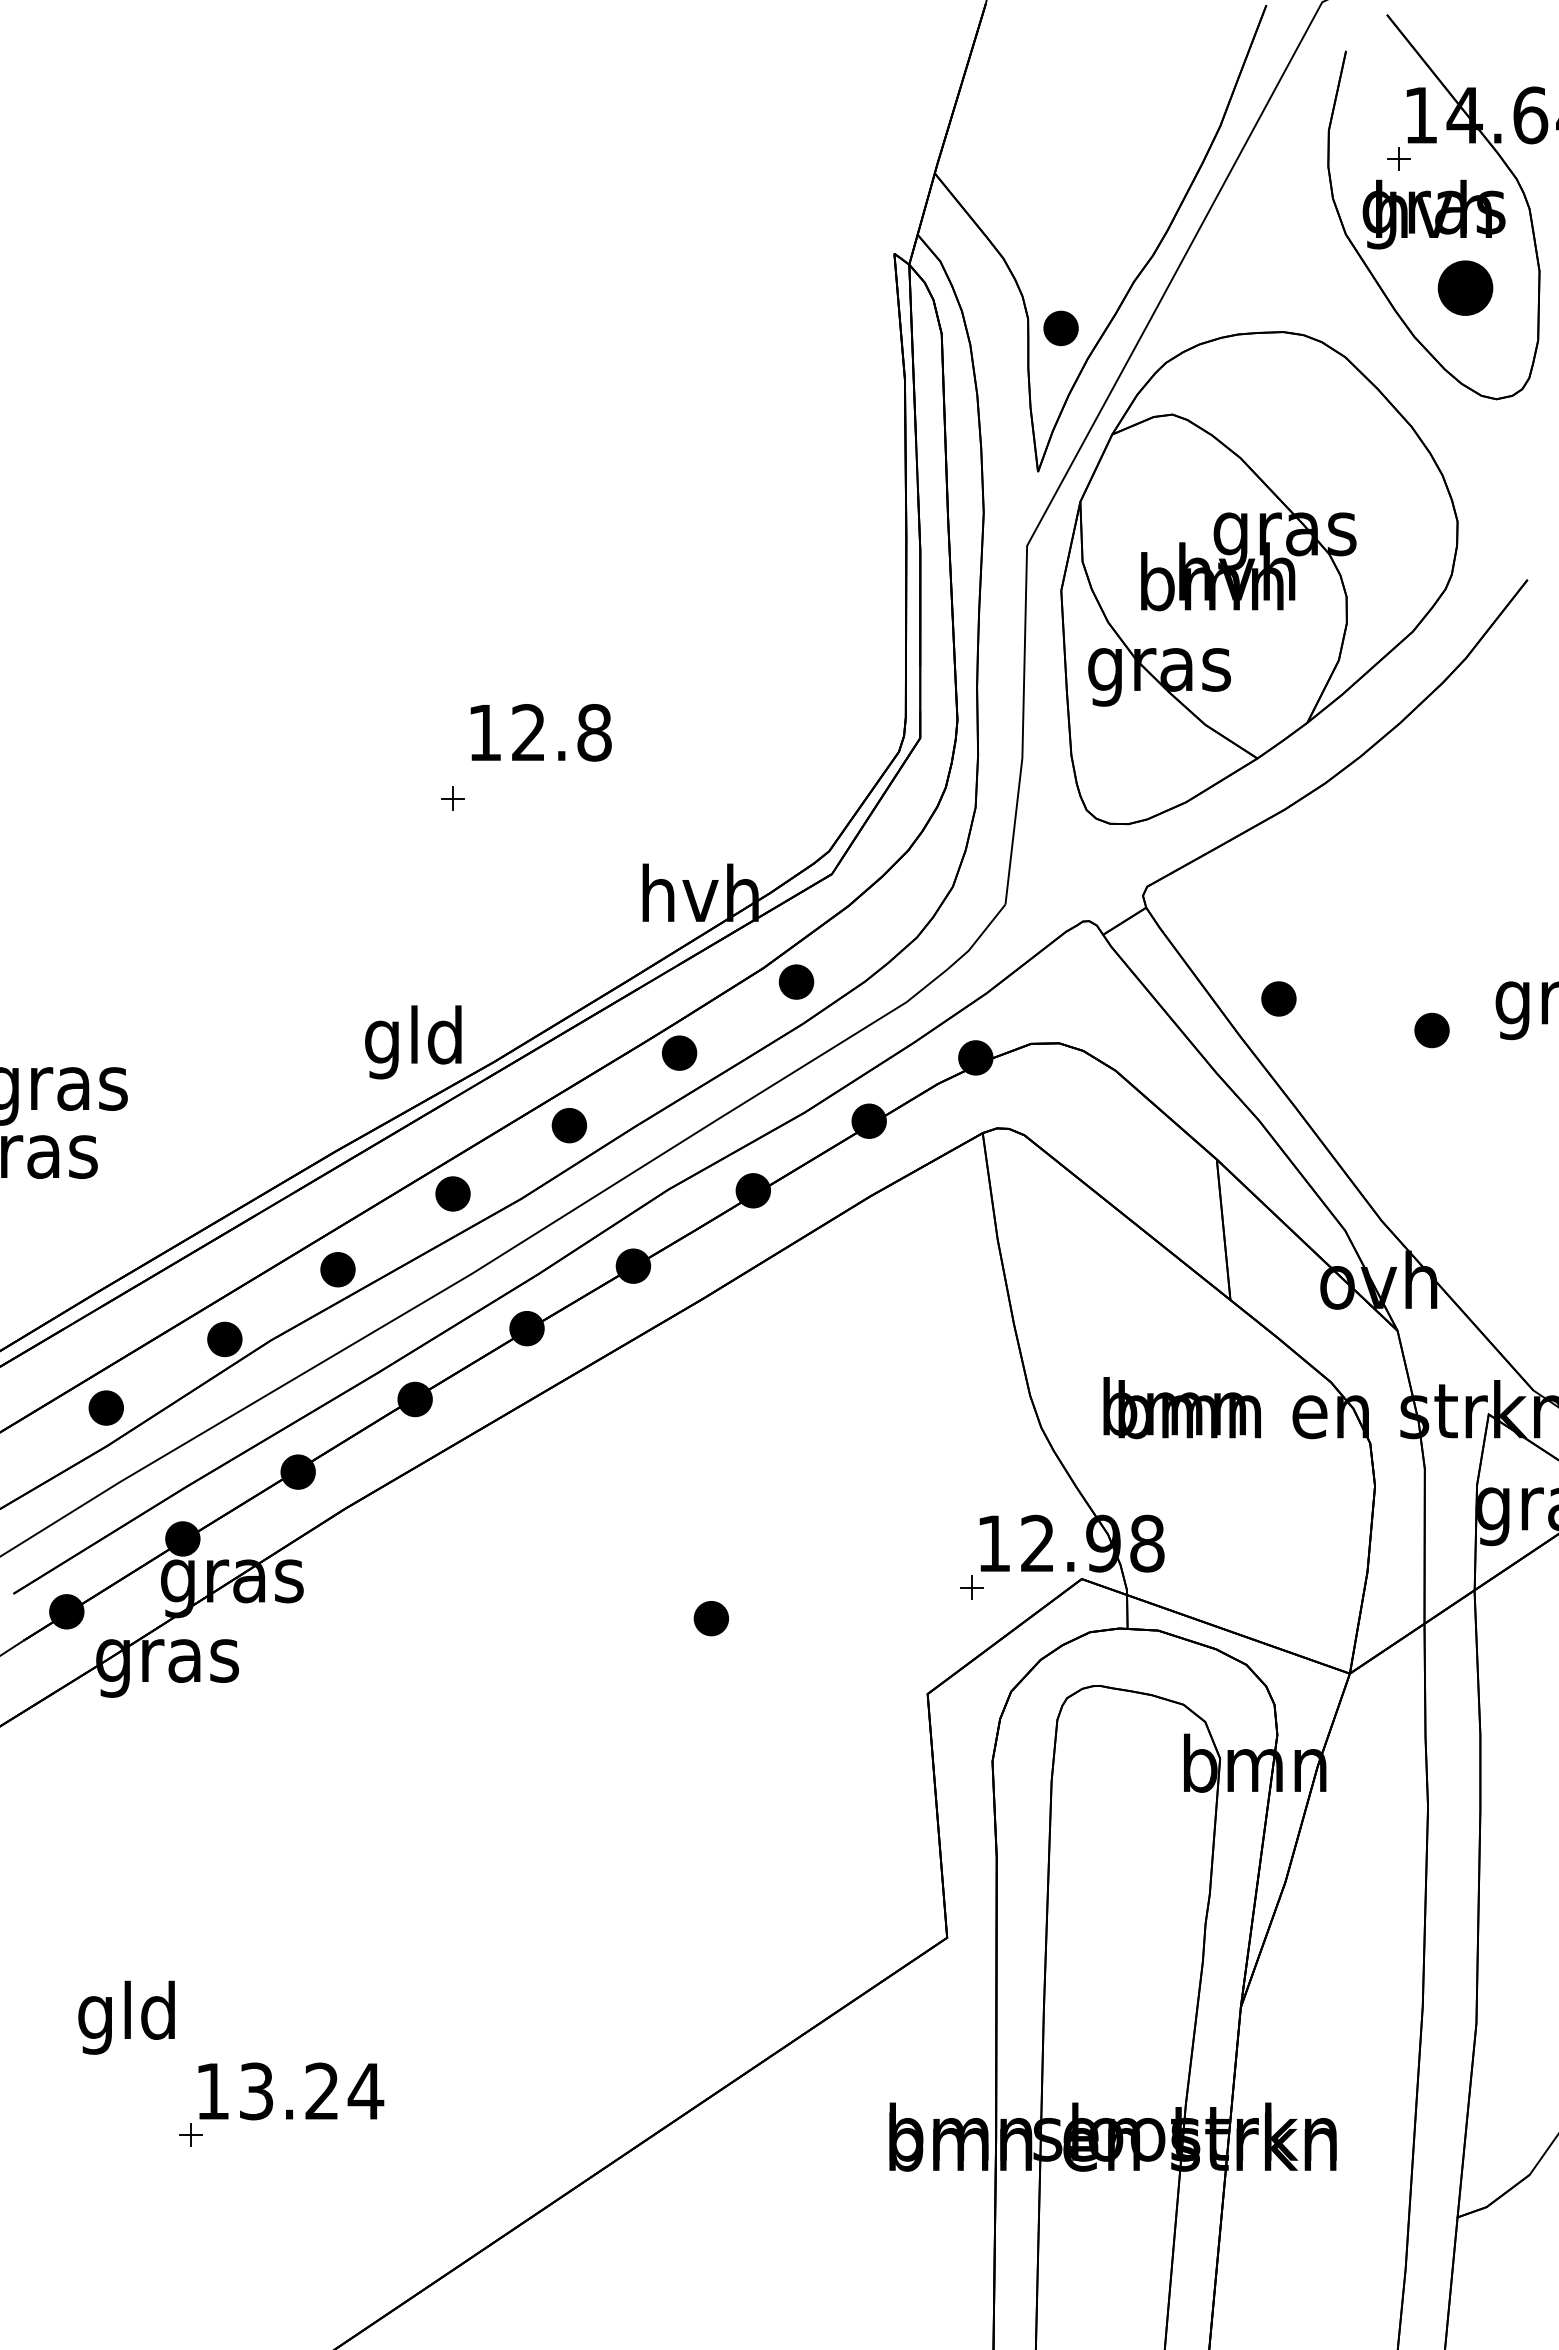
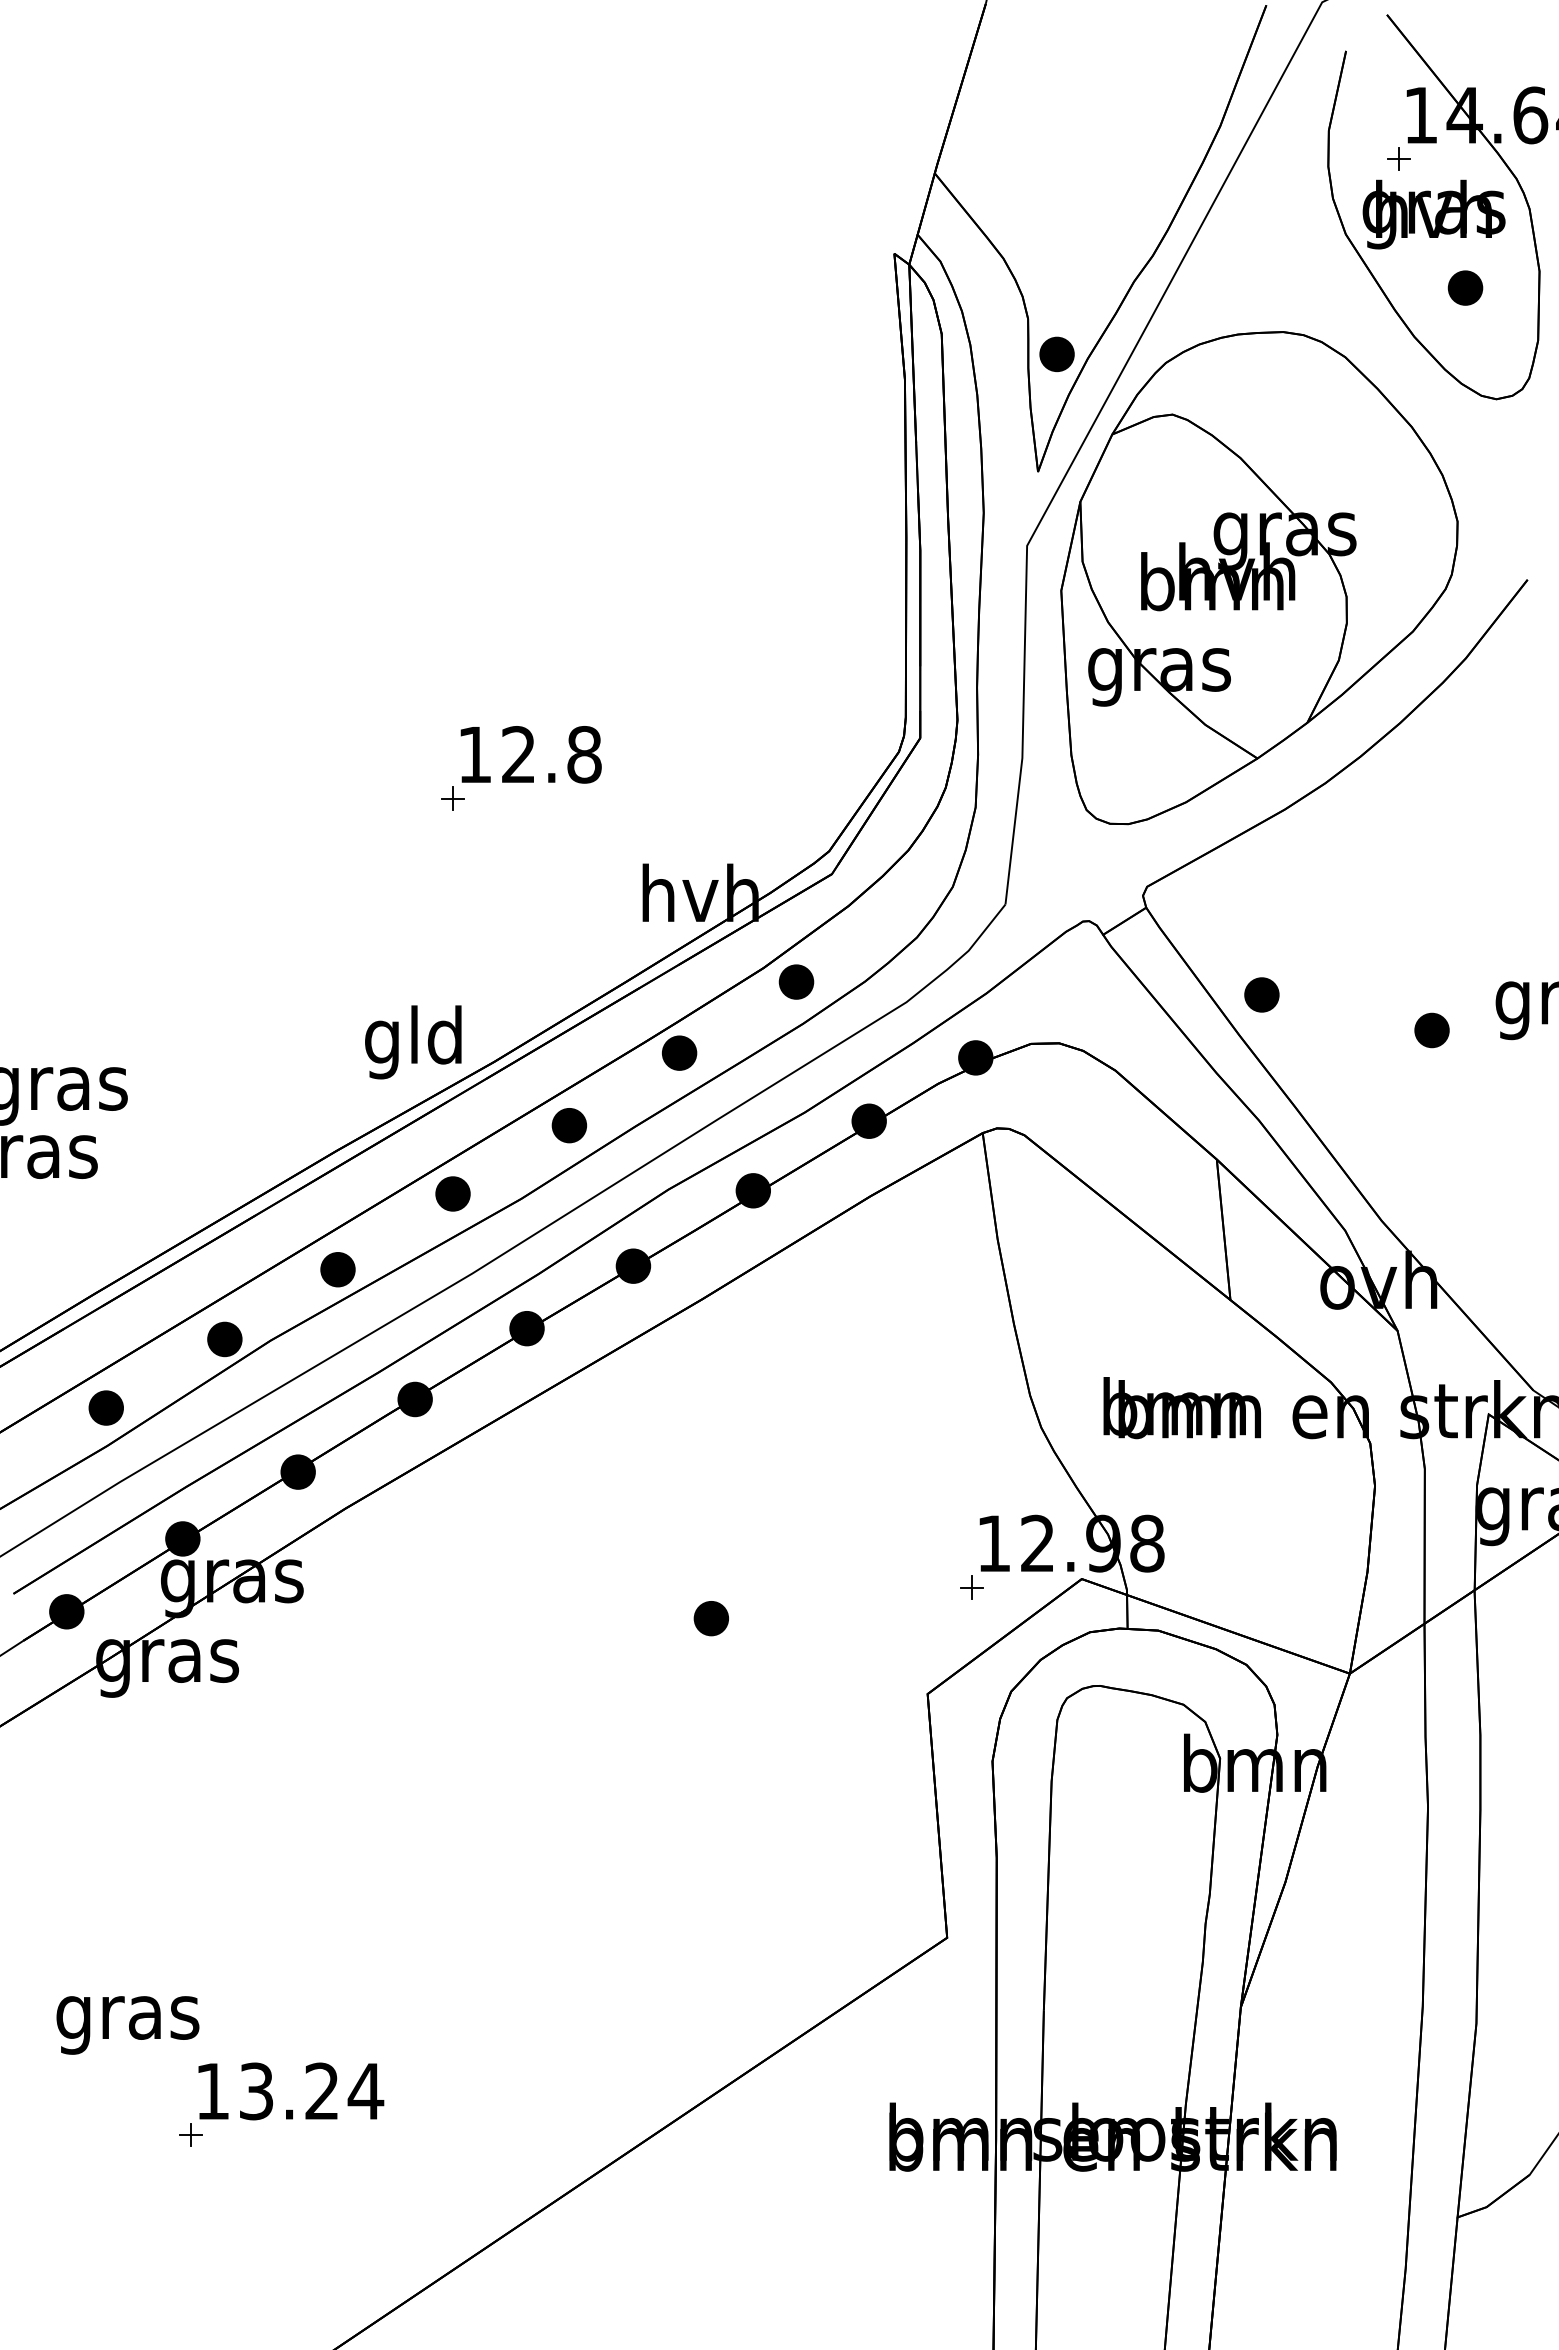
part size: 57x56 px -> 37x36 px (1465, 287)
part position: (1060, 328) -> (1056, 354) (1056, 354)
text position: (540, 732) -> (530, 754) (530, 754)
part position: (1278, 998) -> (1261, 994) (1261, 994)
text: gld -> gras (127, 2017)
